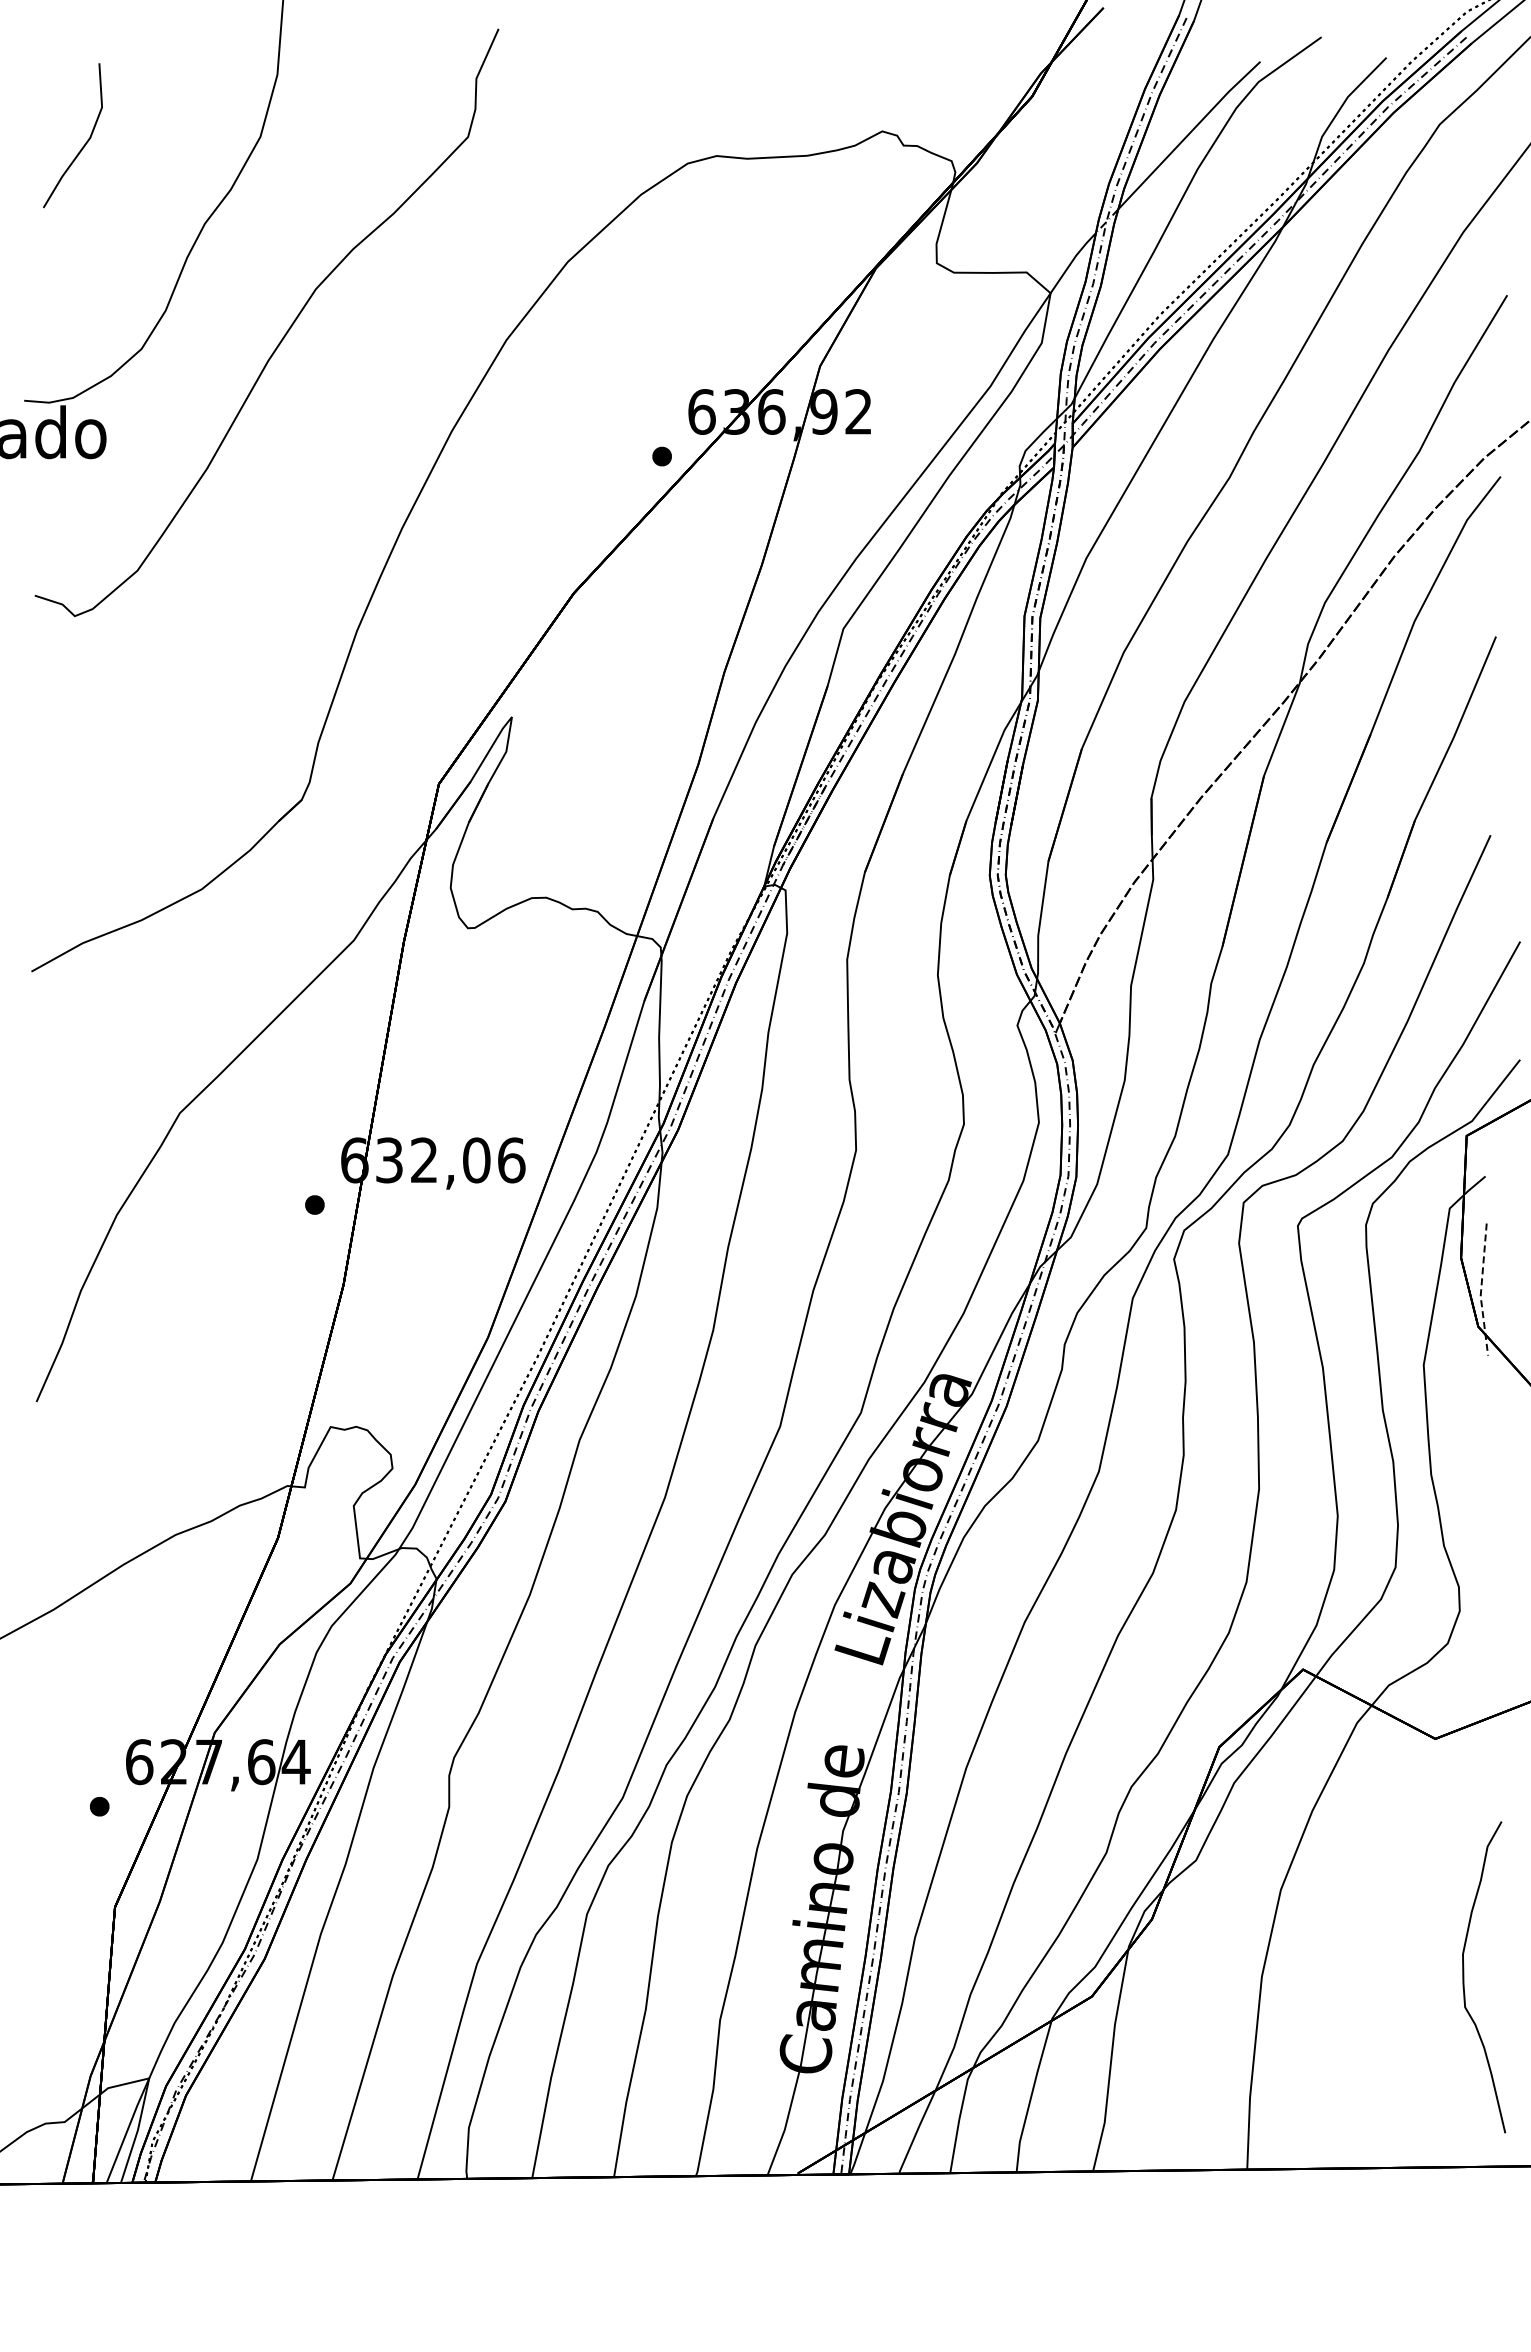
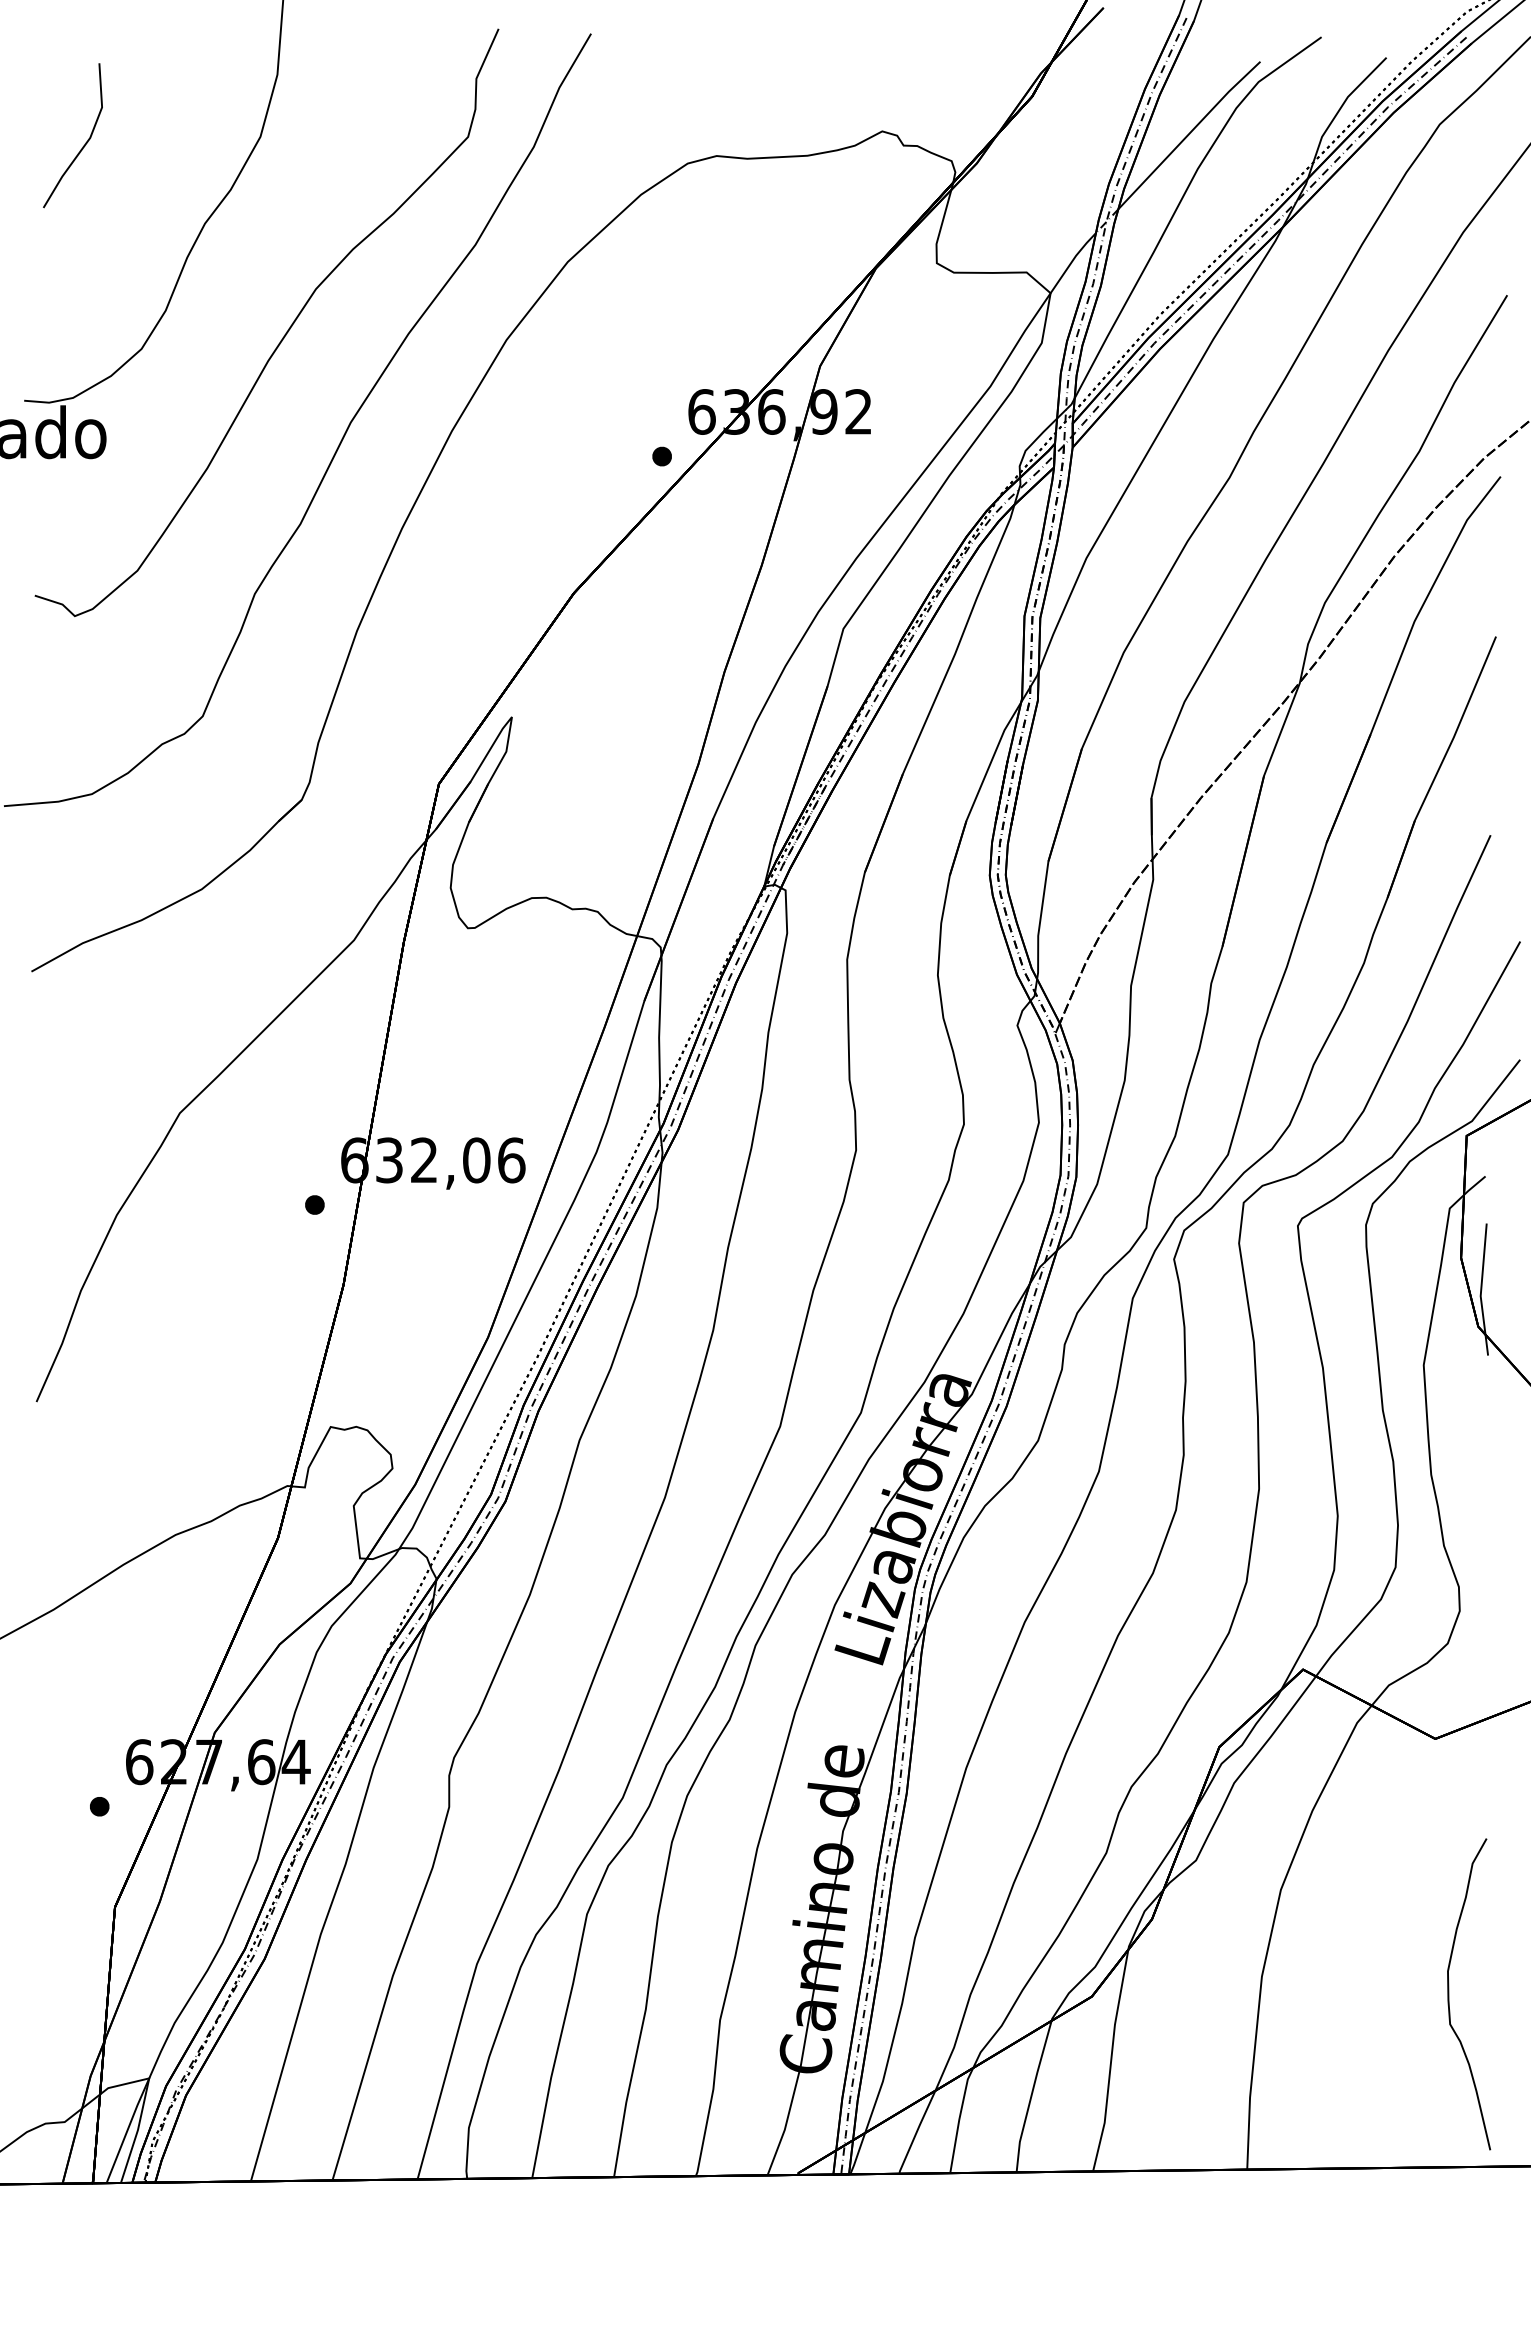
curve: none -> present (340, 440)
line: dashed -> solid (1481, 1290)
curve position: (1464, 1977) -> (1449, 1994) (1449, 1994)
